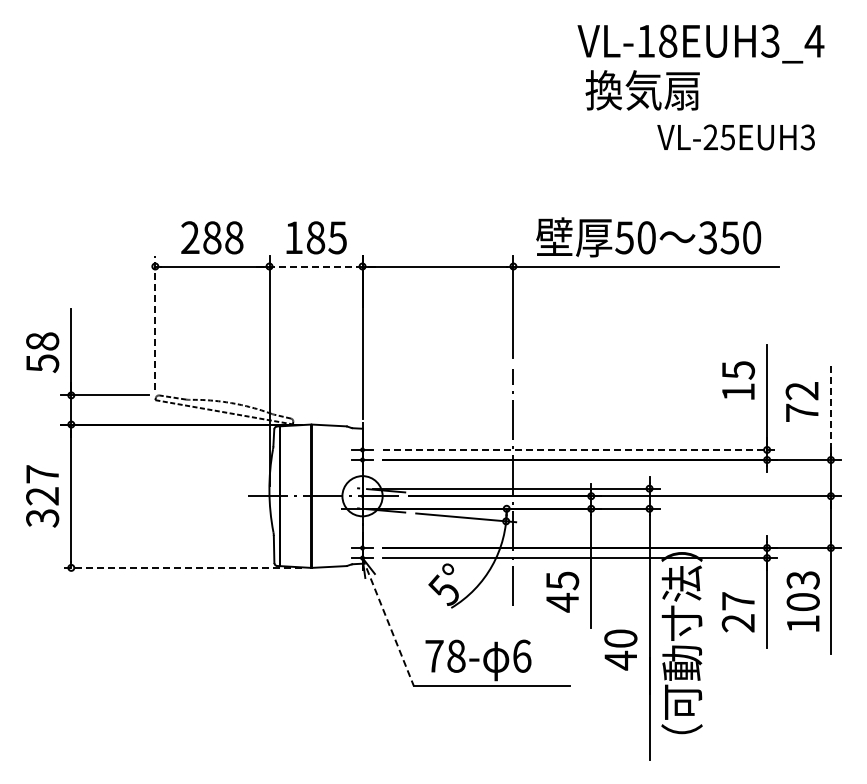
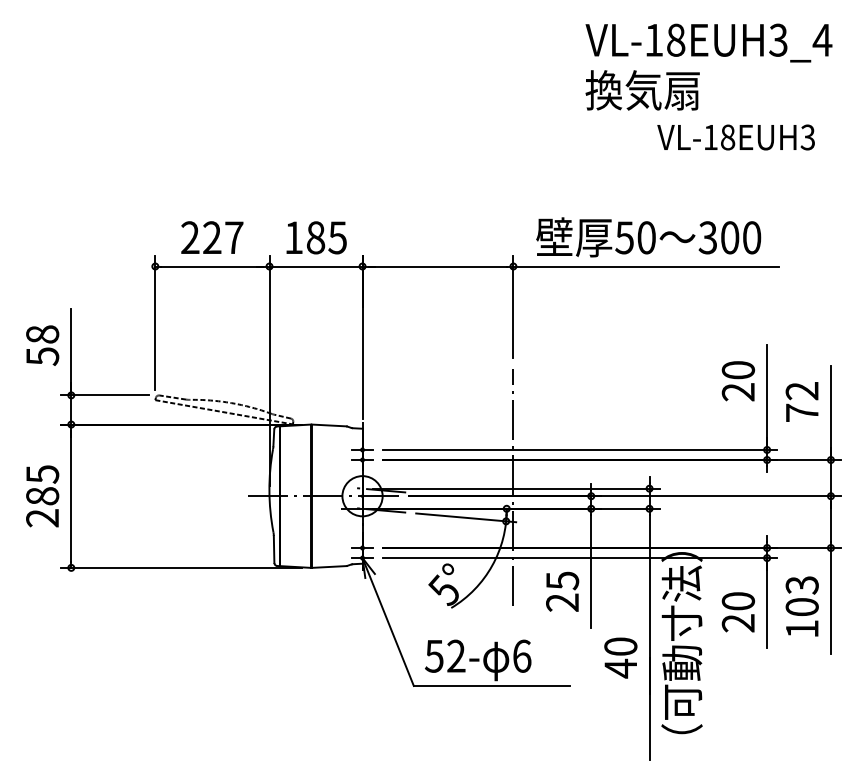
text position: (700, 43) -> (708, 42) (708, 42)
text: VL-25EUH3 -> VL-18EUH3 (719, 137)
text: 288 -> 227 (223, 237)
text: 350 -> 300 (729, 237)
line: dashed -> solid (316, 266)
line: dashed -> solid (155, 323)
text position: (42, 352) -> (42, 345) (42, 345)
text: 15 -> 20 (737, 381)
line: dashed -> solid (830, 413)
line: dashed -> solid (580, 449)
text: 327 -> 285 (42, 496)
line: dashed -> solid (180, 567)
text: 27 -> 20 (738, 601)
text position: (802, 601) -> (801, 606) (801, 606)
text: 45 -> 25 (562, 602)
line: dashed -> solid (388, 622)
text position: (620, 649) -> (620, 657) (620, 657)
text: 78- -> 52- (445, 655)
